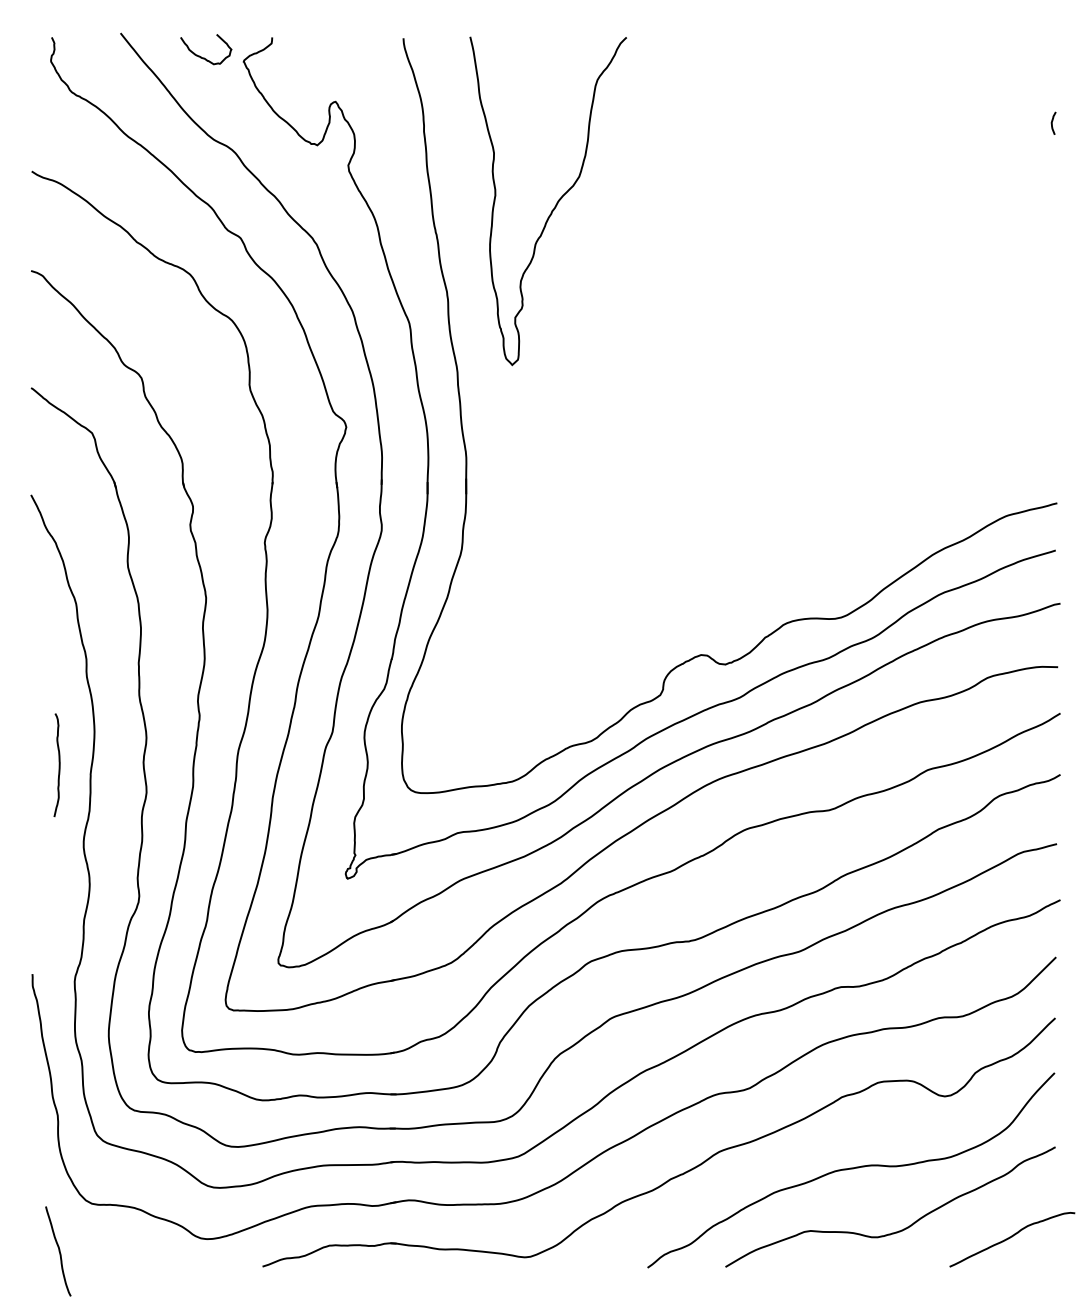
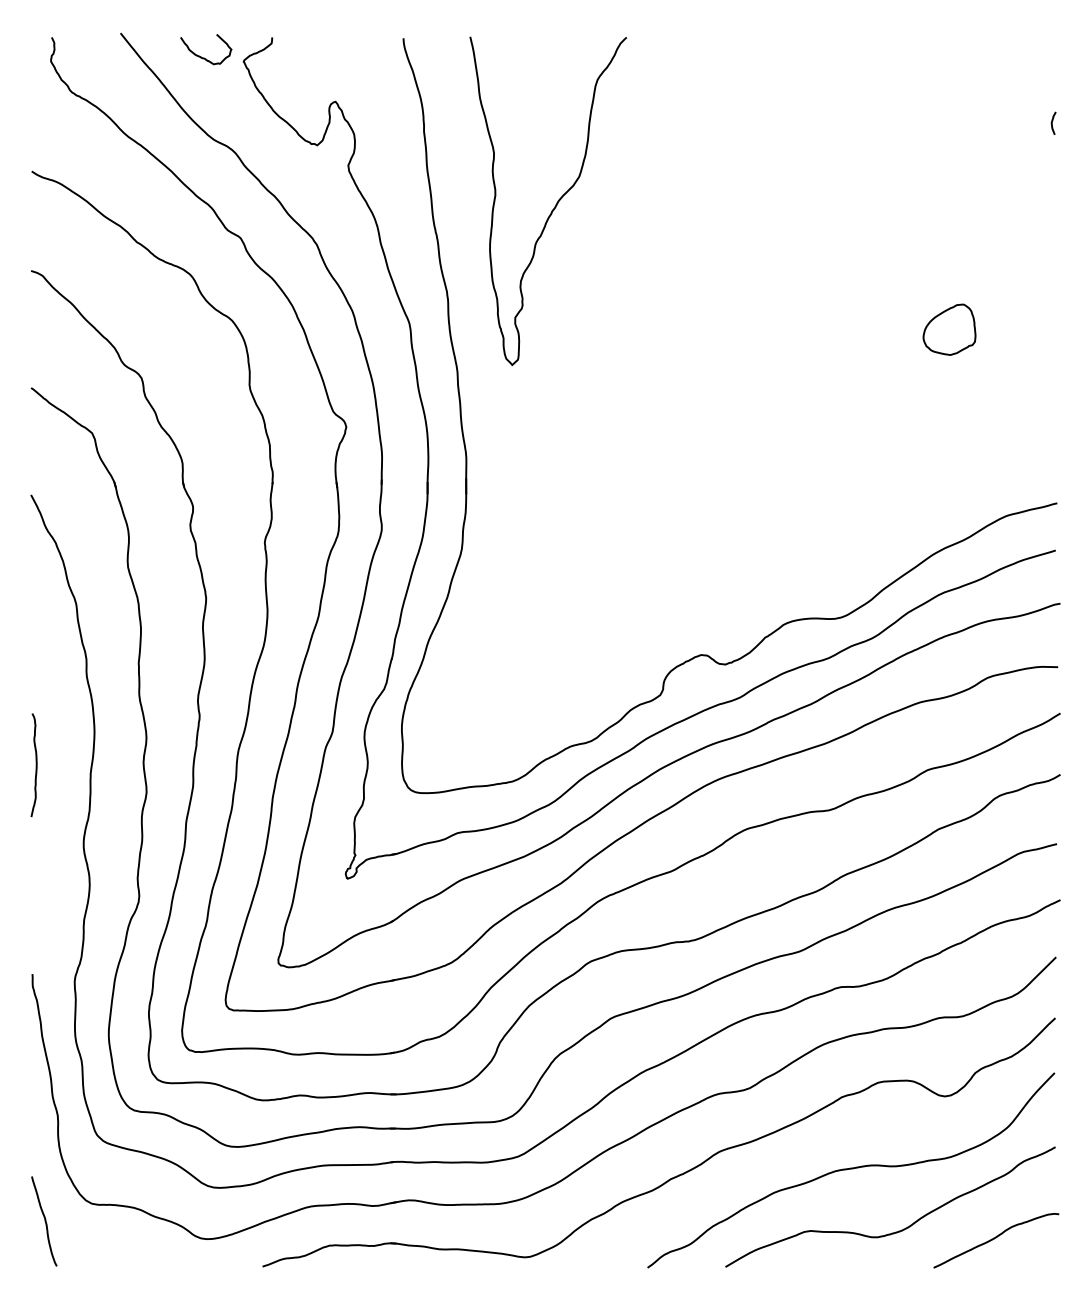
part: none -> present (949, 329)
curve position: (58, 765) -> (35, 765) (35, 765)
curve position: (1012, 1237) -> (996, 1238) (996, 1238)
curve position: (58, 1251) -> (44, 1221) (44, 1221)
